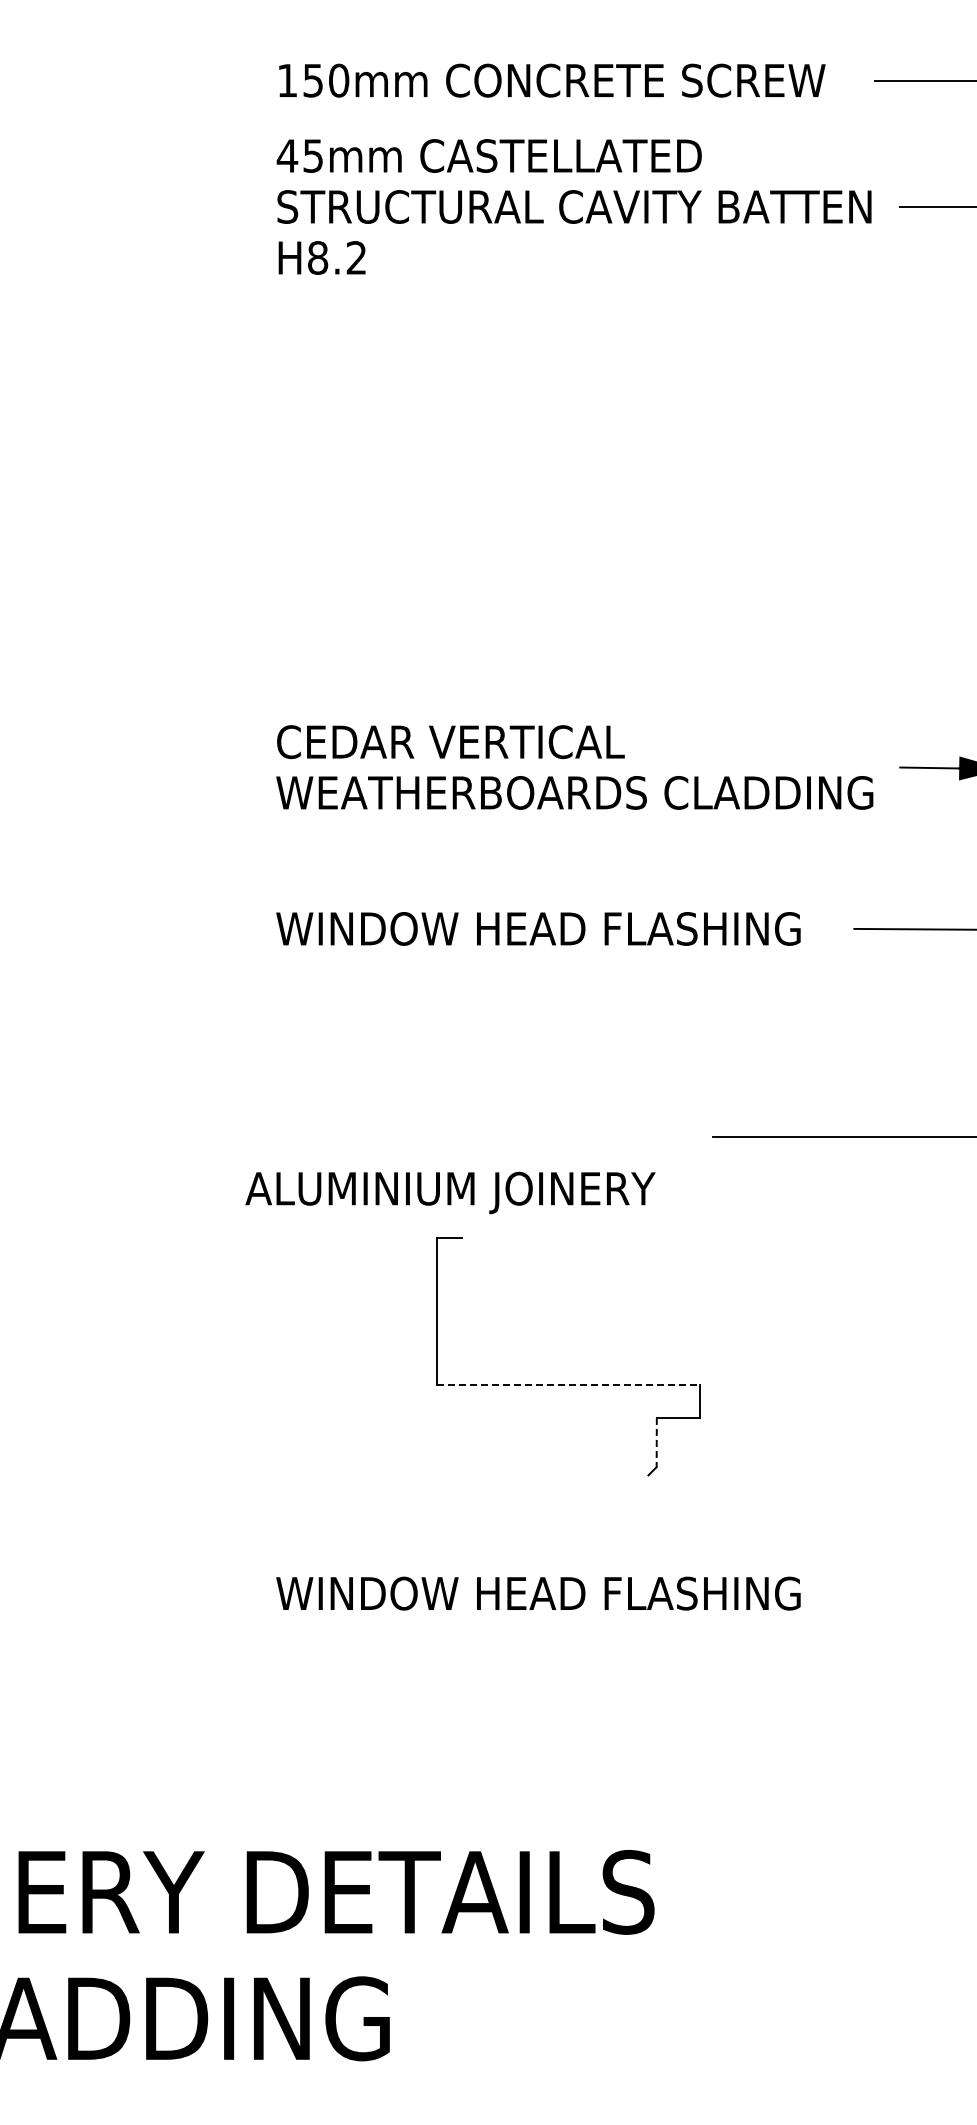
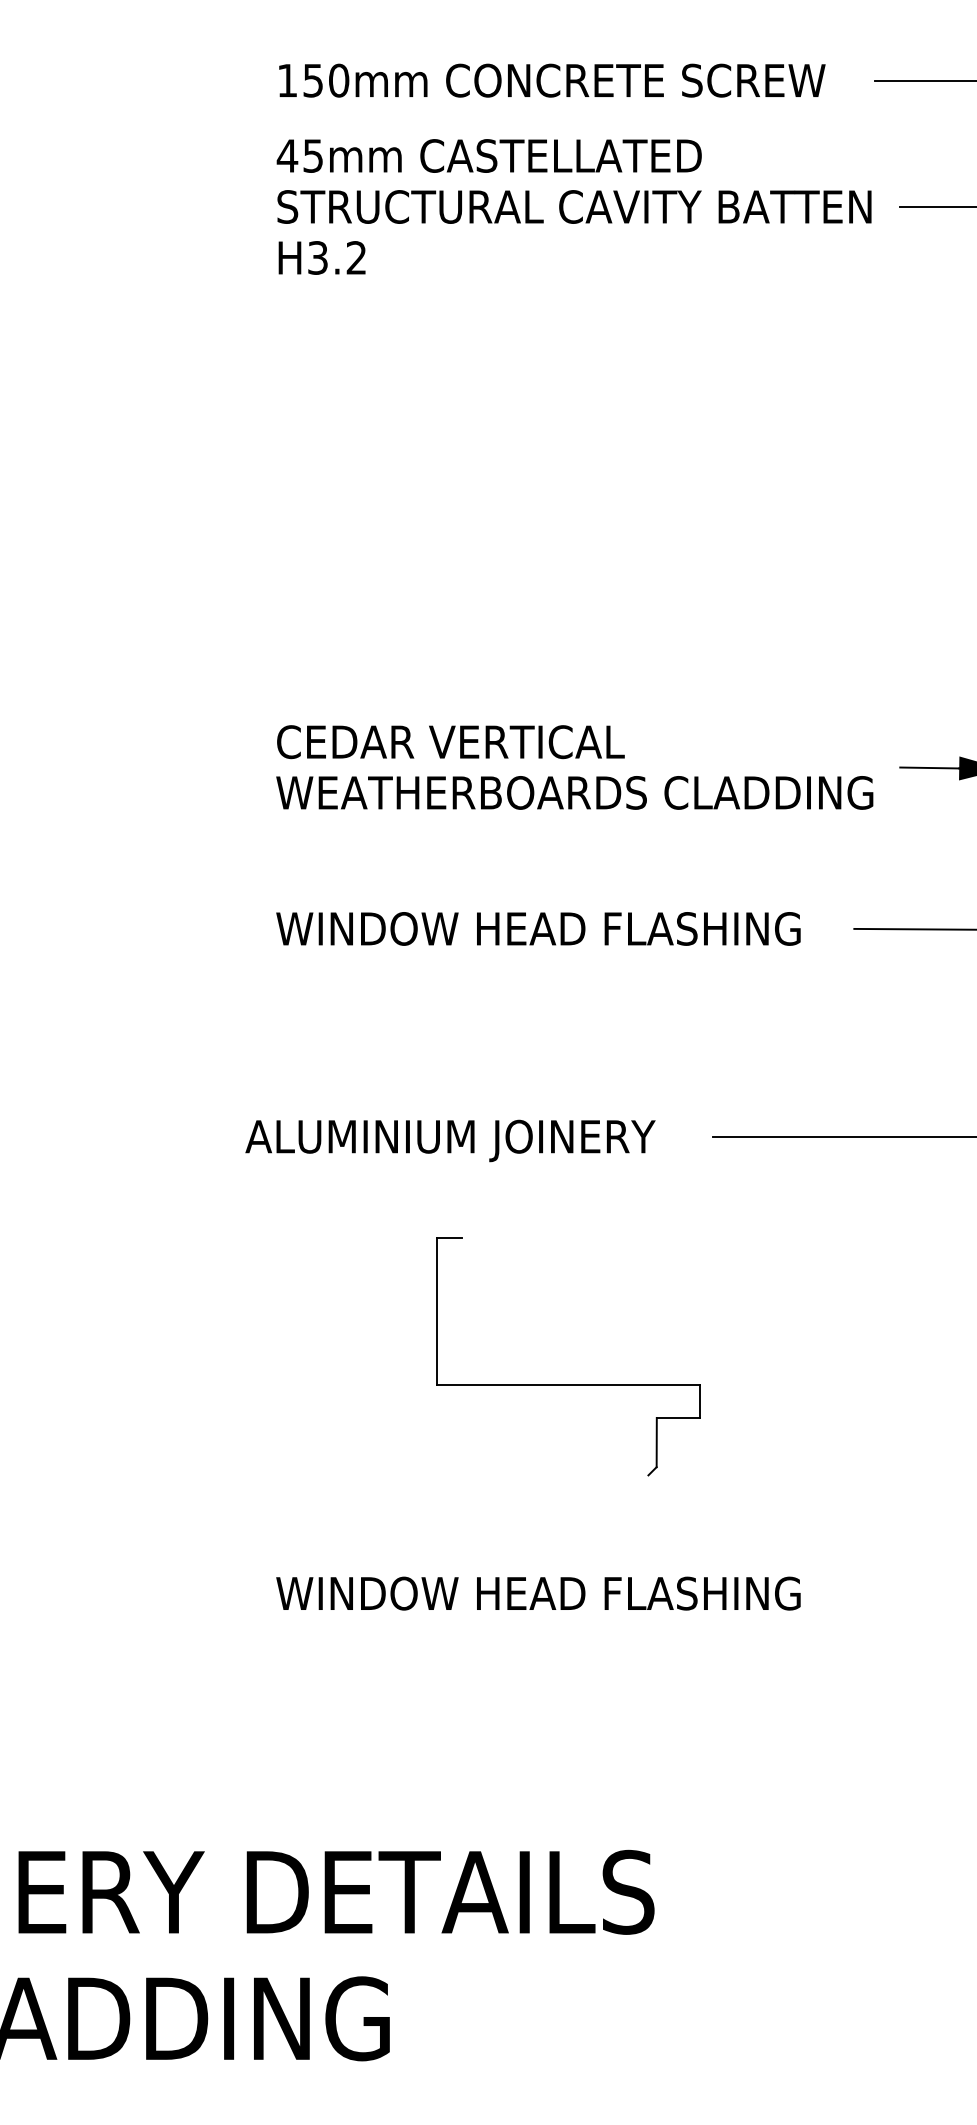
text: H8.2 -> H3.2 (318, 257)
text position: (450, 1192) -> (450, 1140) (450, 1140)
line: dashed -> solid (569, 1385)
line: dashed -> solid (656, 1442)
